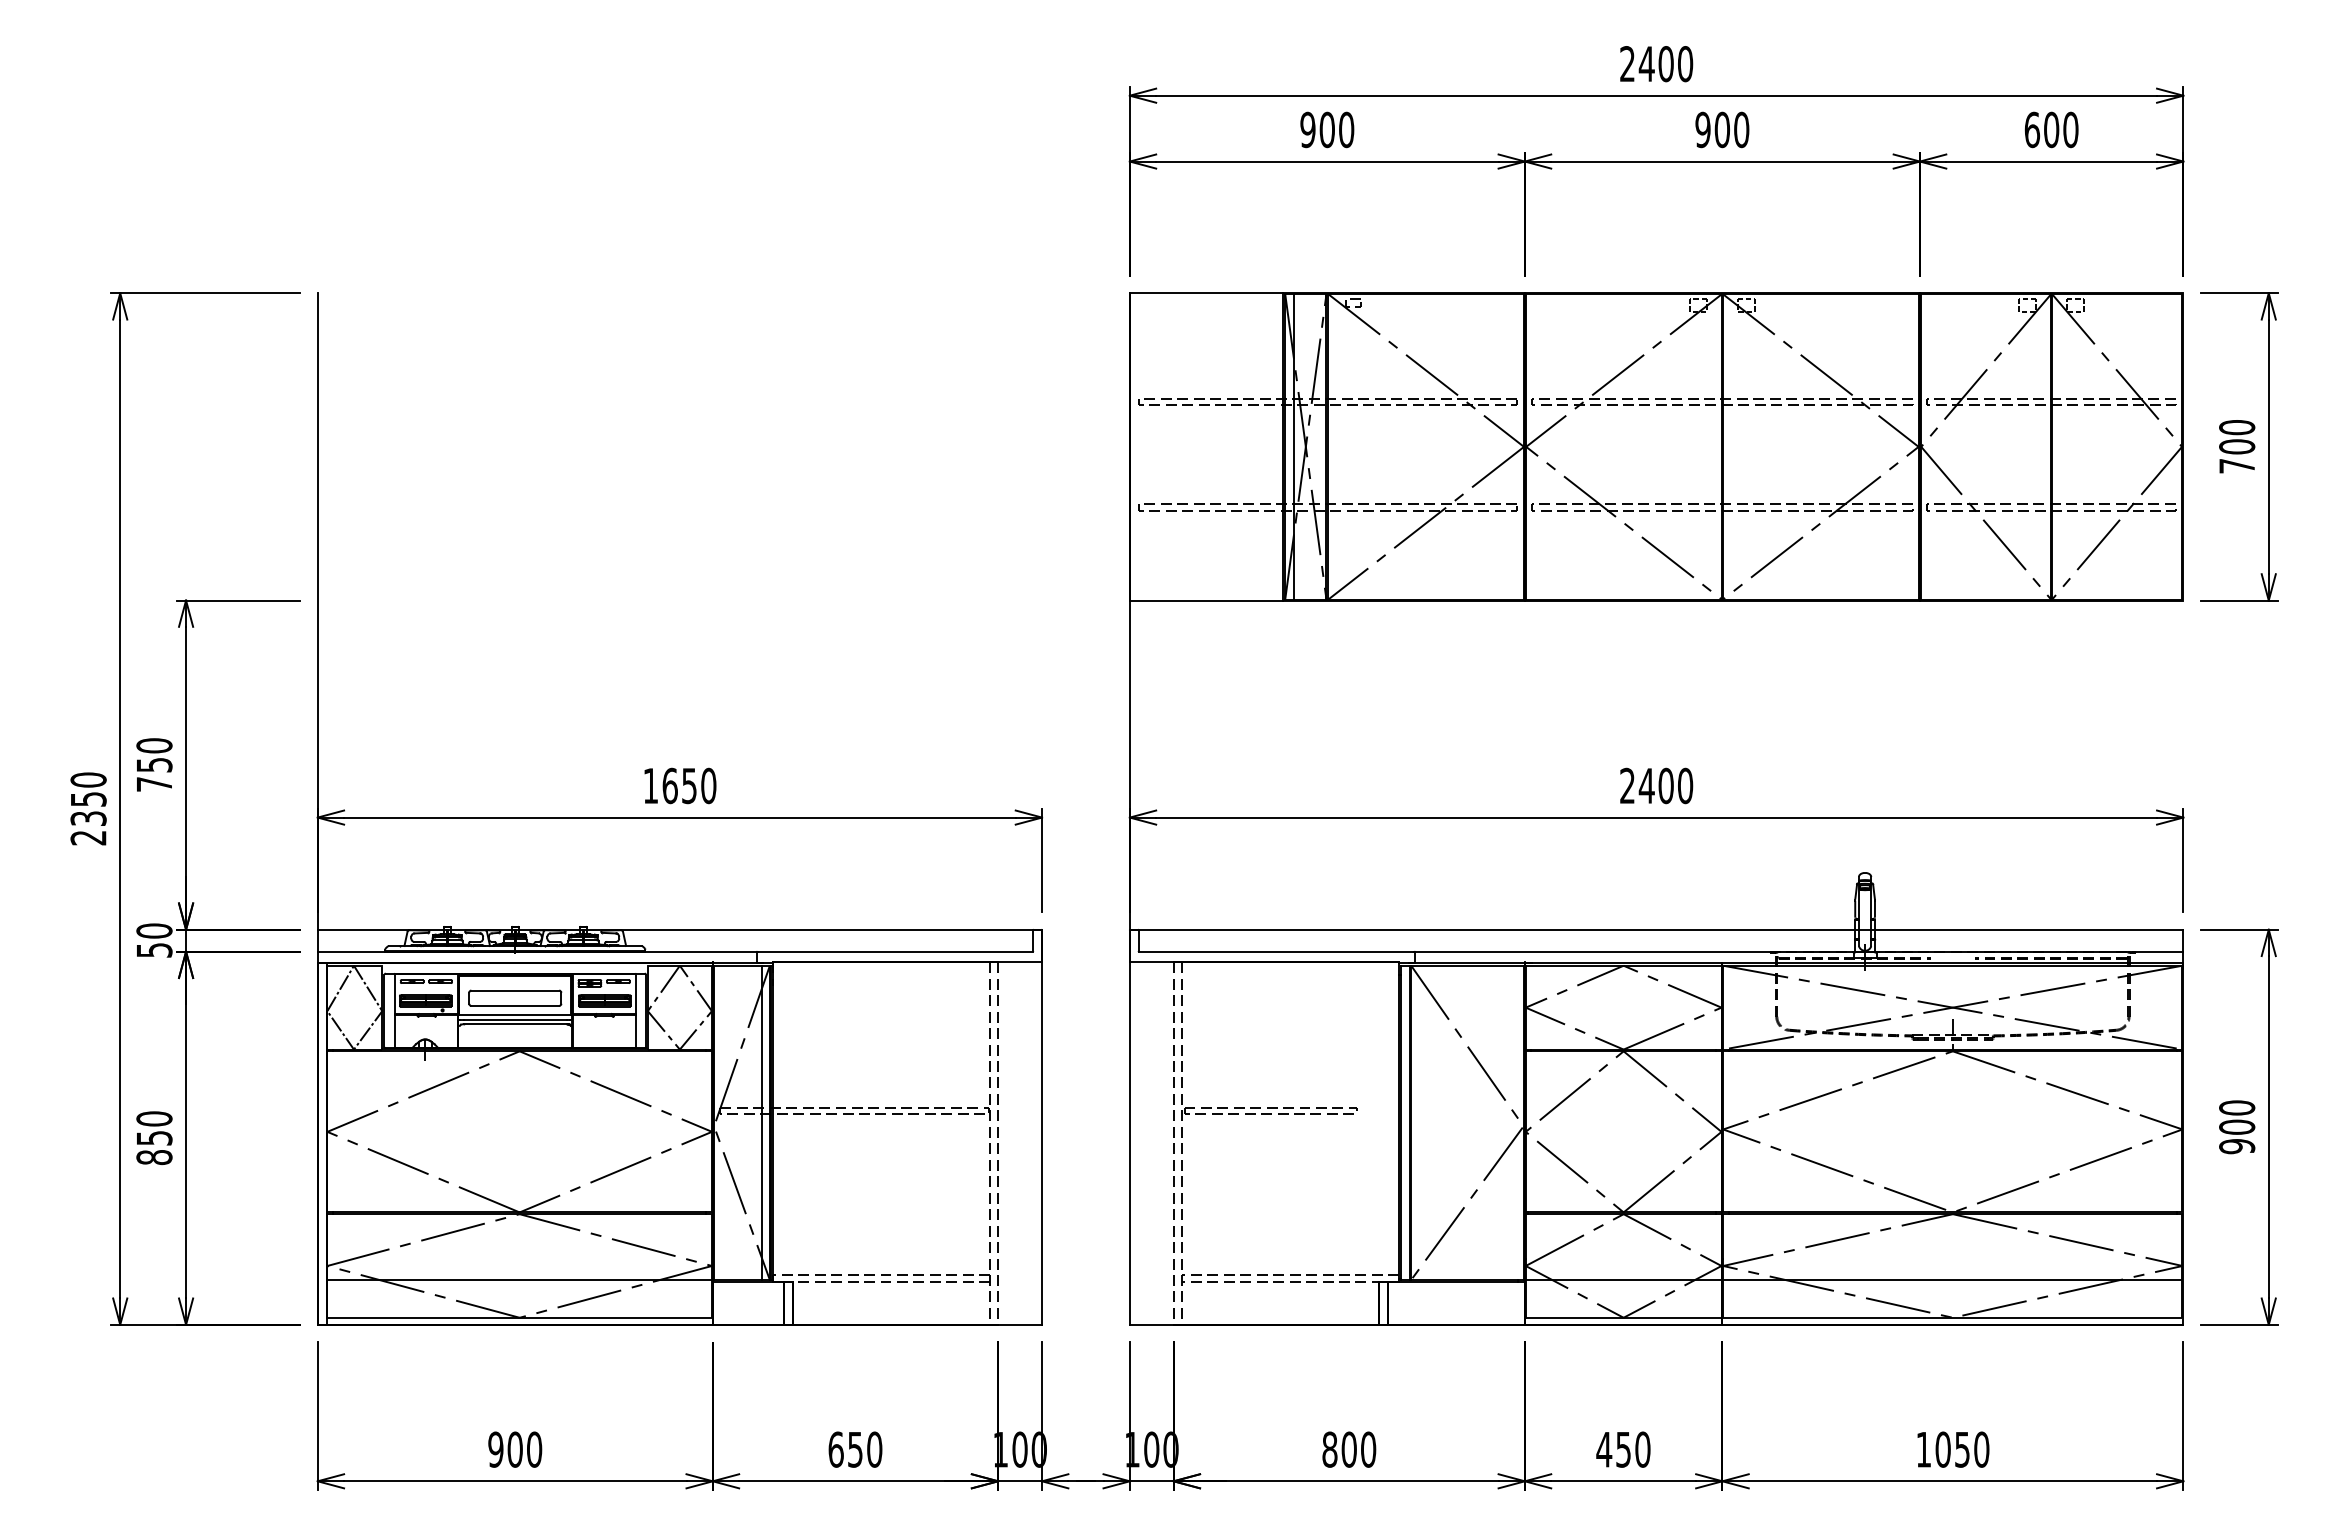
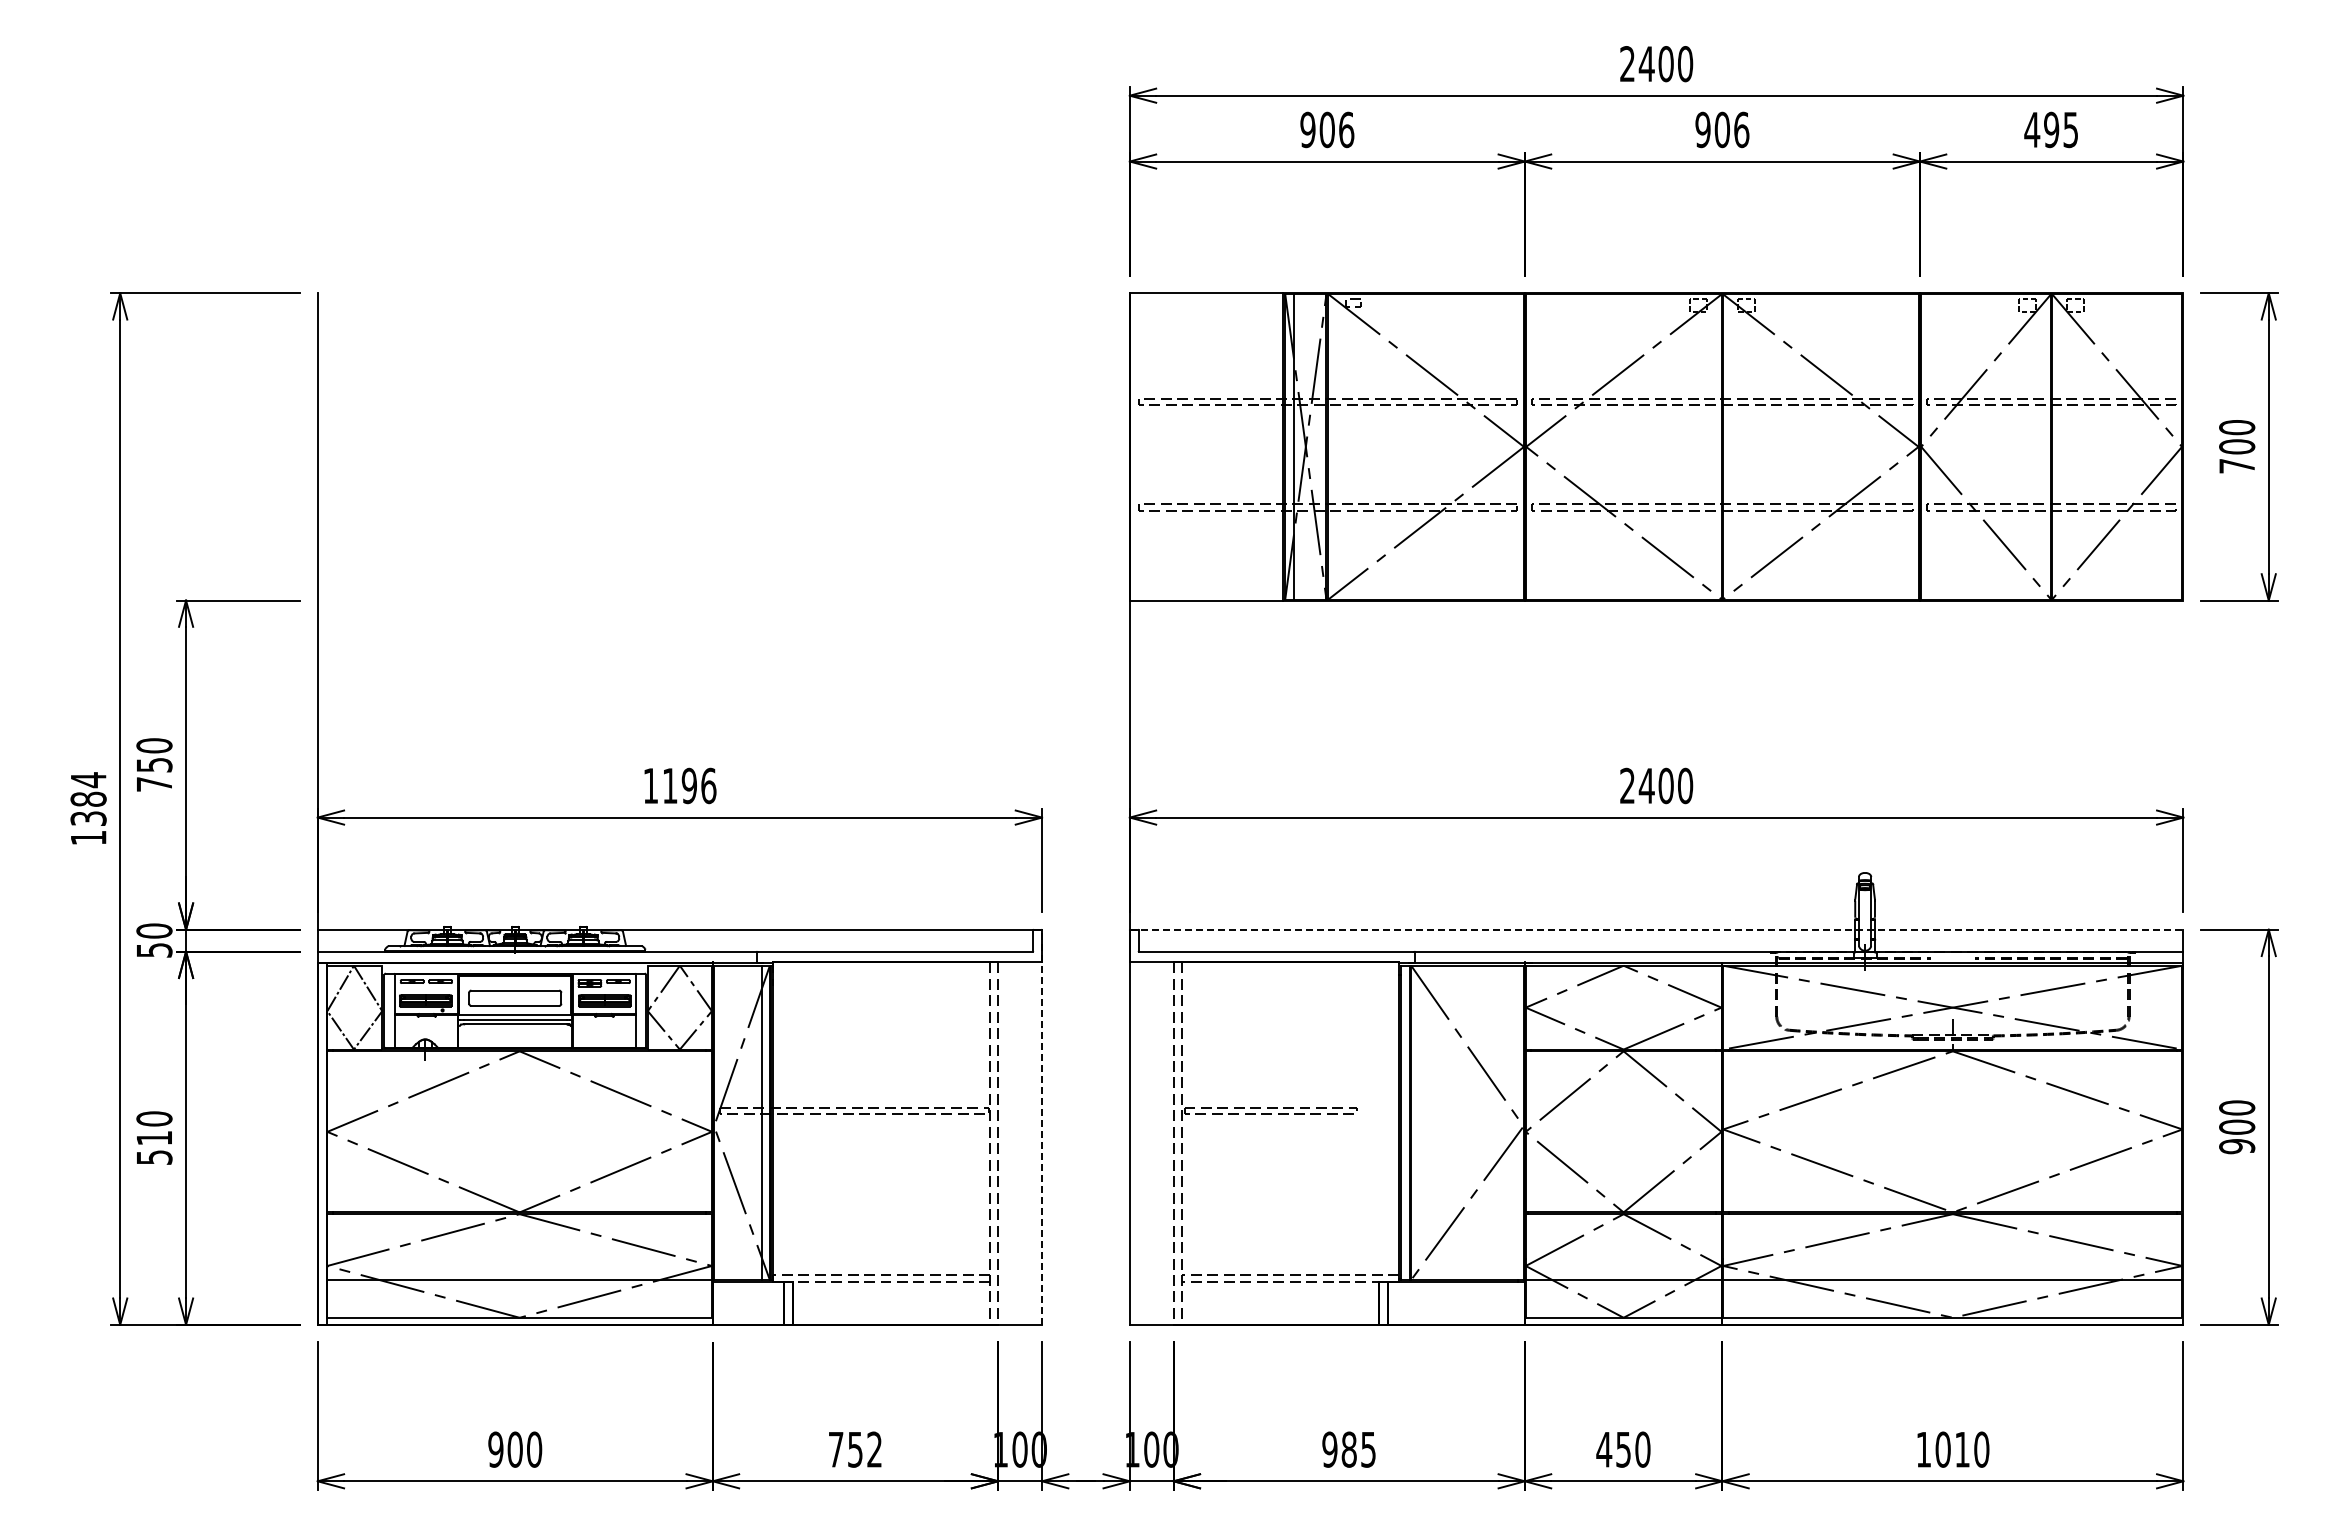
text: 900 -> 906 (1346, 129)
text: 900 -> 906 (1741, 129)
text: 600 -> 495 (2051, 129)
text: 1650 -> 1196 (689, 785)
text: 2350 -> 1384 (88, 808)
line: solid -> dashed (1656, 929)
line: solid -> dashed (1042, 1127)
text: 850 -> 510 (154, 1148)
text: 650 -> 752 (855, 1449)
text: 800 -> 985 (1349, 1449)
text: 1050 -> 1010 (1962, 1449)
